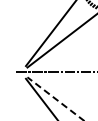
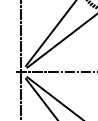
line: none -> present (21, 59)
line: dashed -> solid (55, 98)
